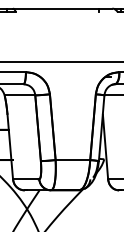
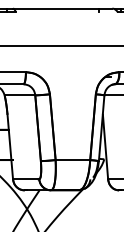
line position: (61, 62) -> (61, 46) (61, 46)
